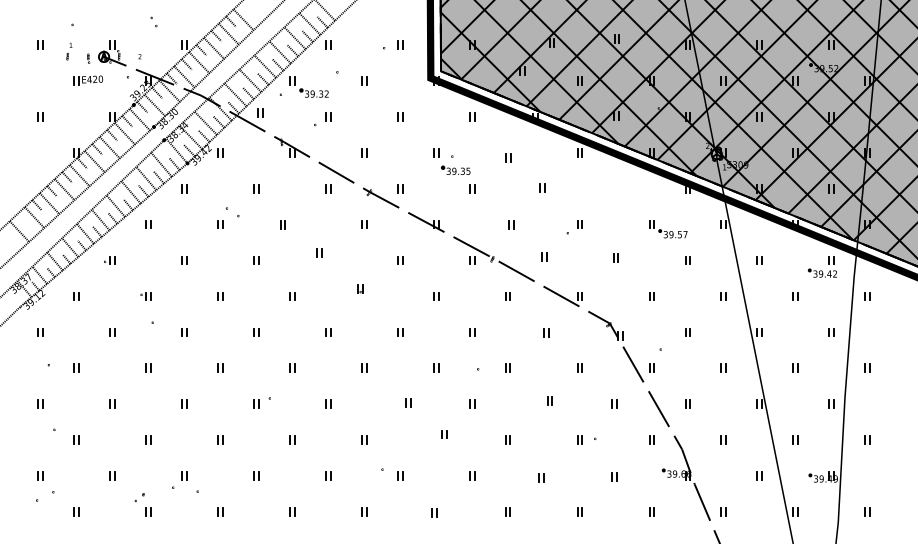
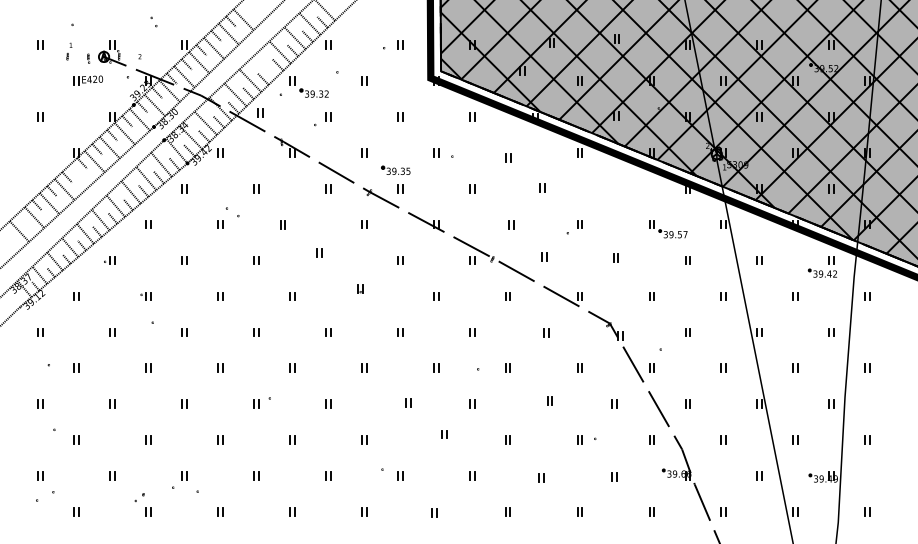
line: present -> none (265, 66)
part position: (455, 169) -> (395, 169) (395, 169)
line: present -> none (79, 175)
